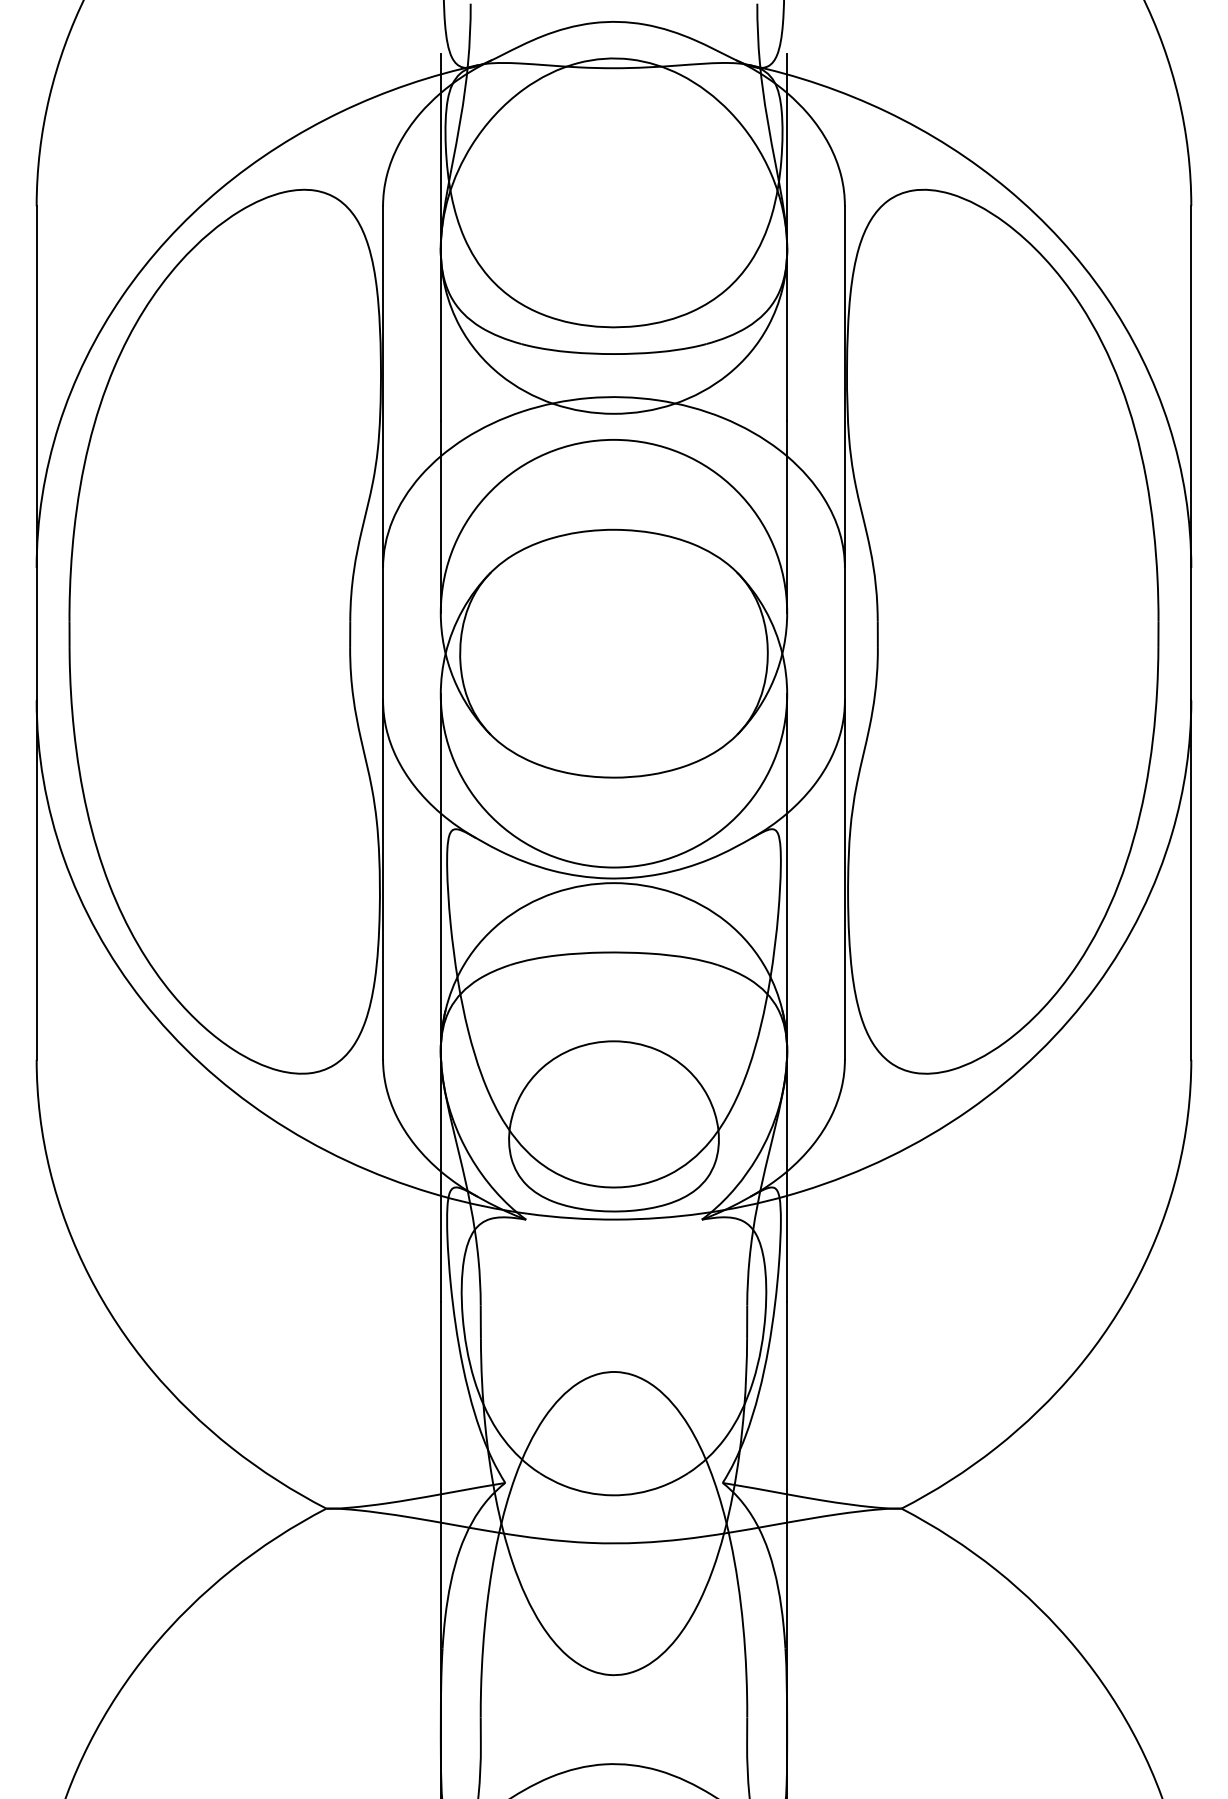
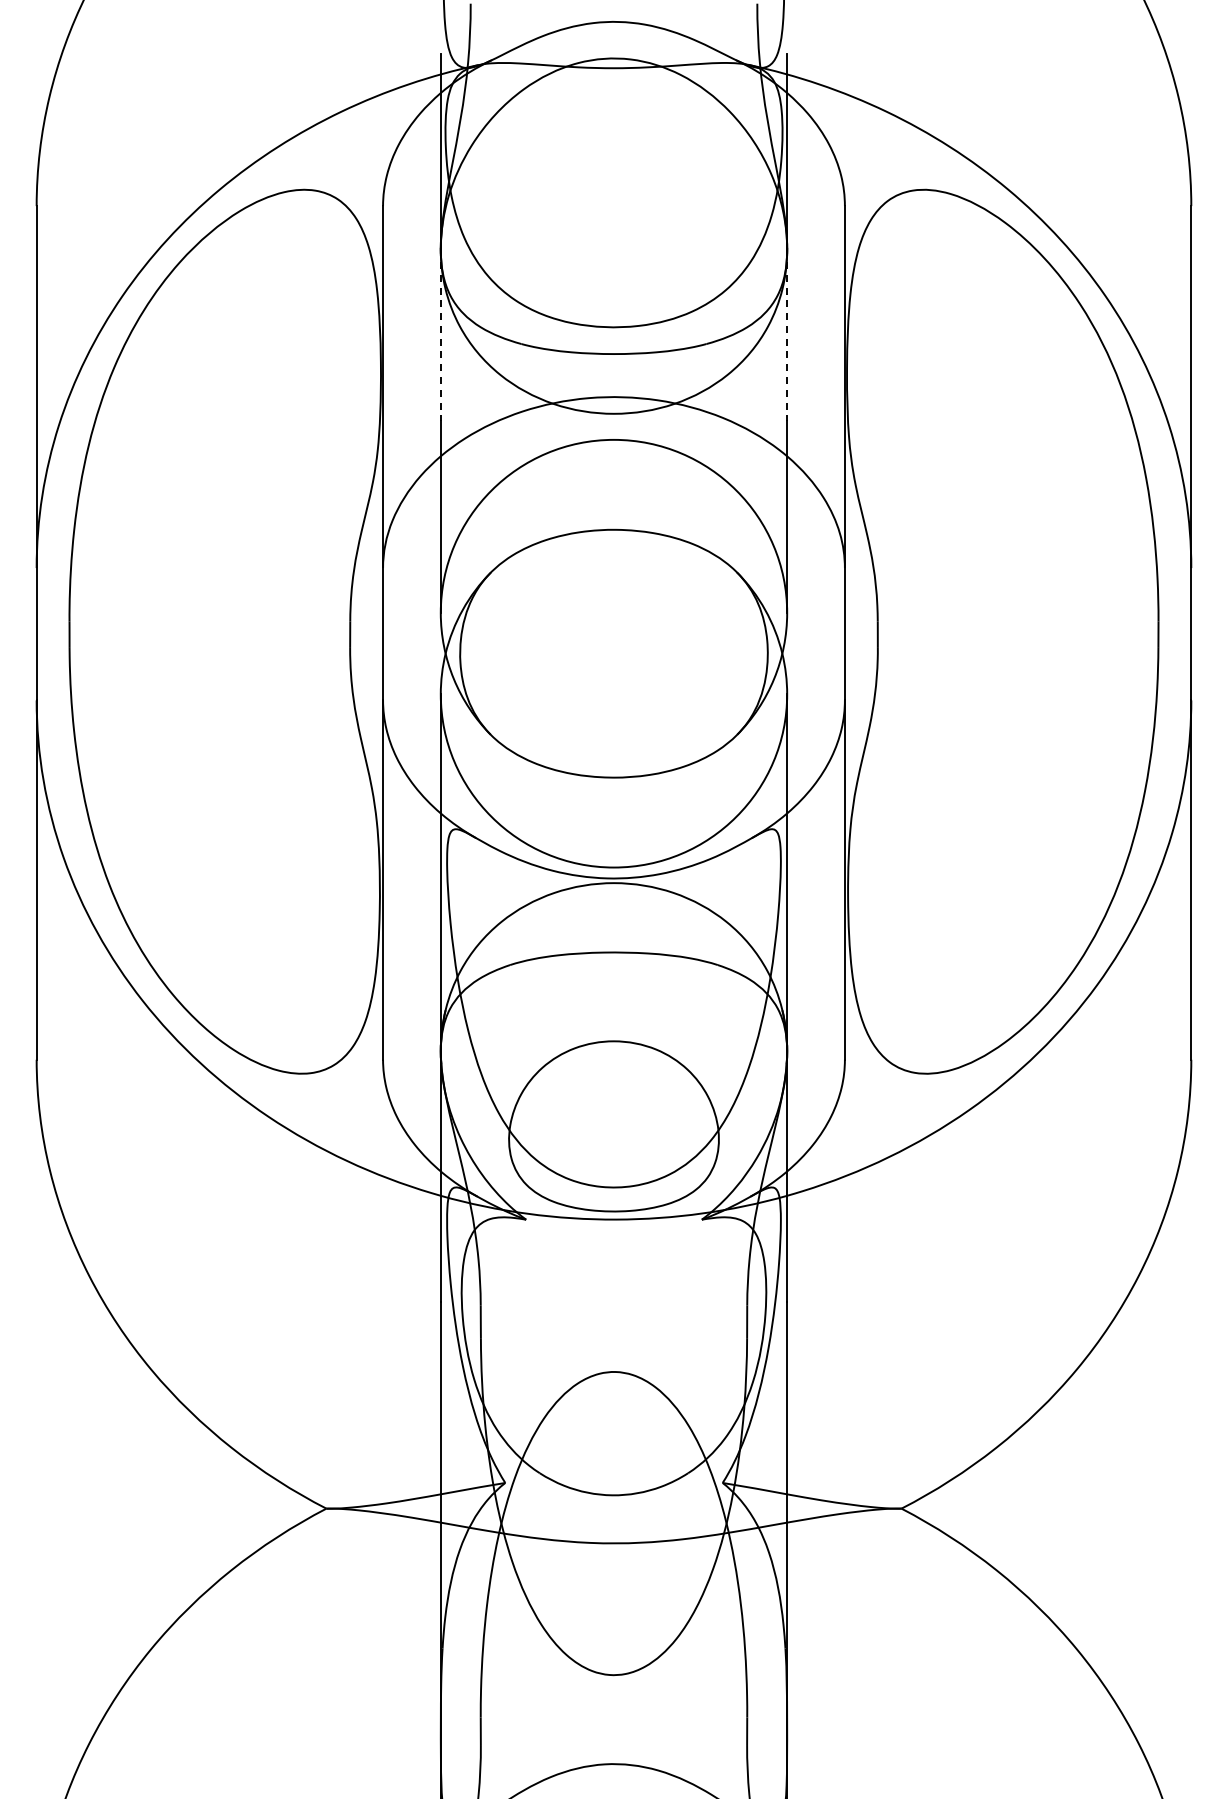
line: solid -> dashed (440, 335)
line: solid -> dashed (787, 335)
